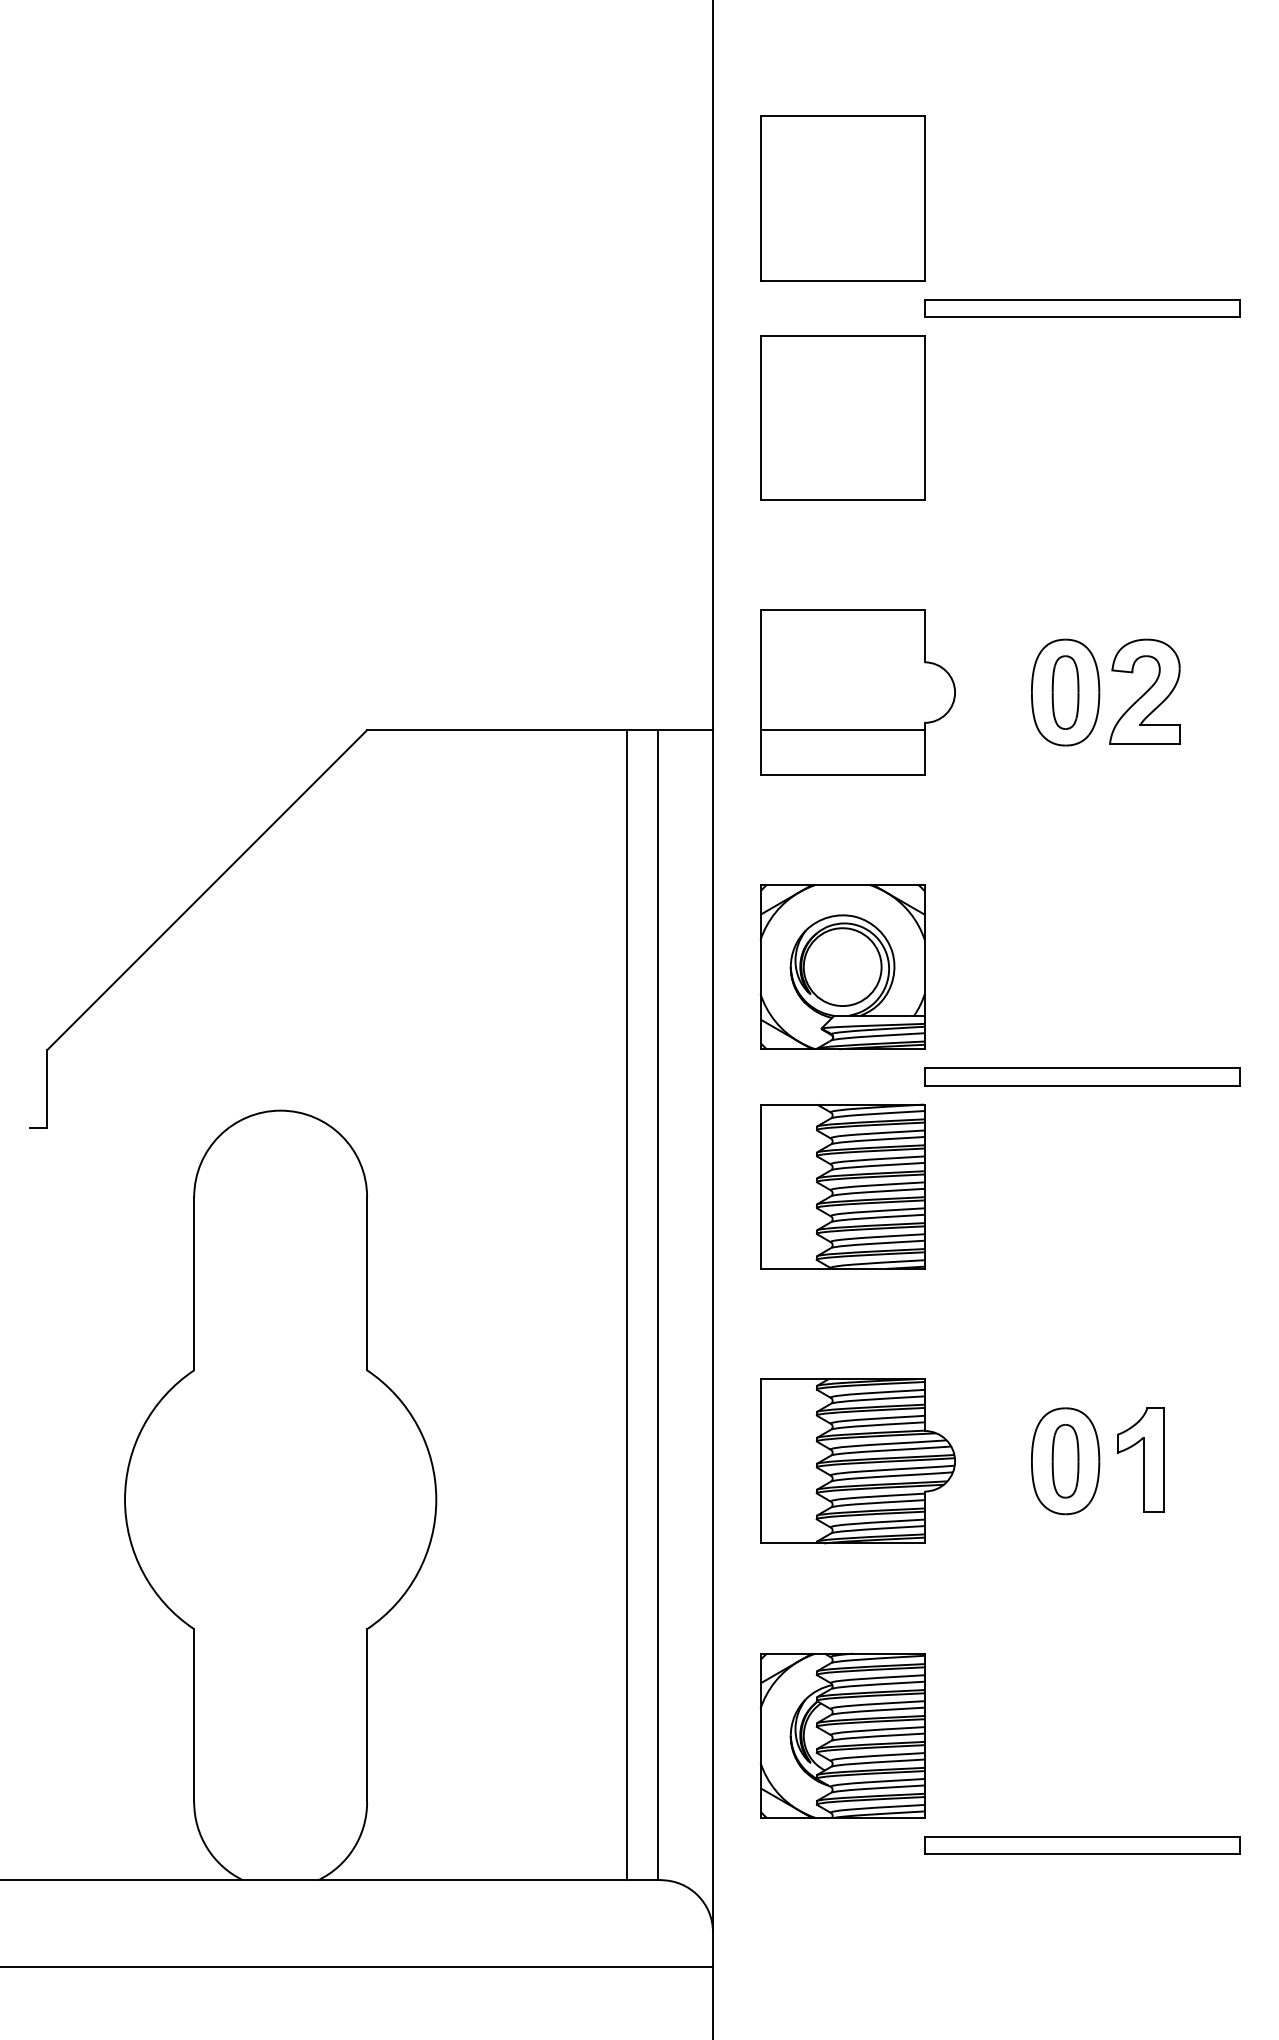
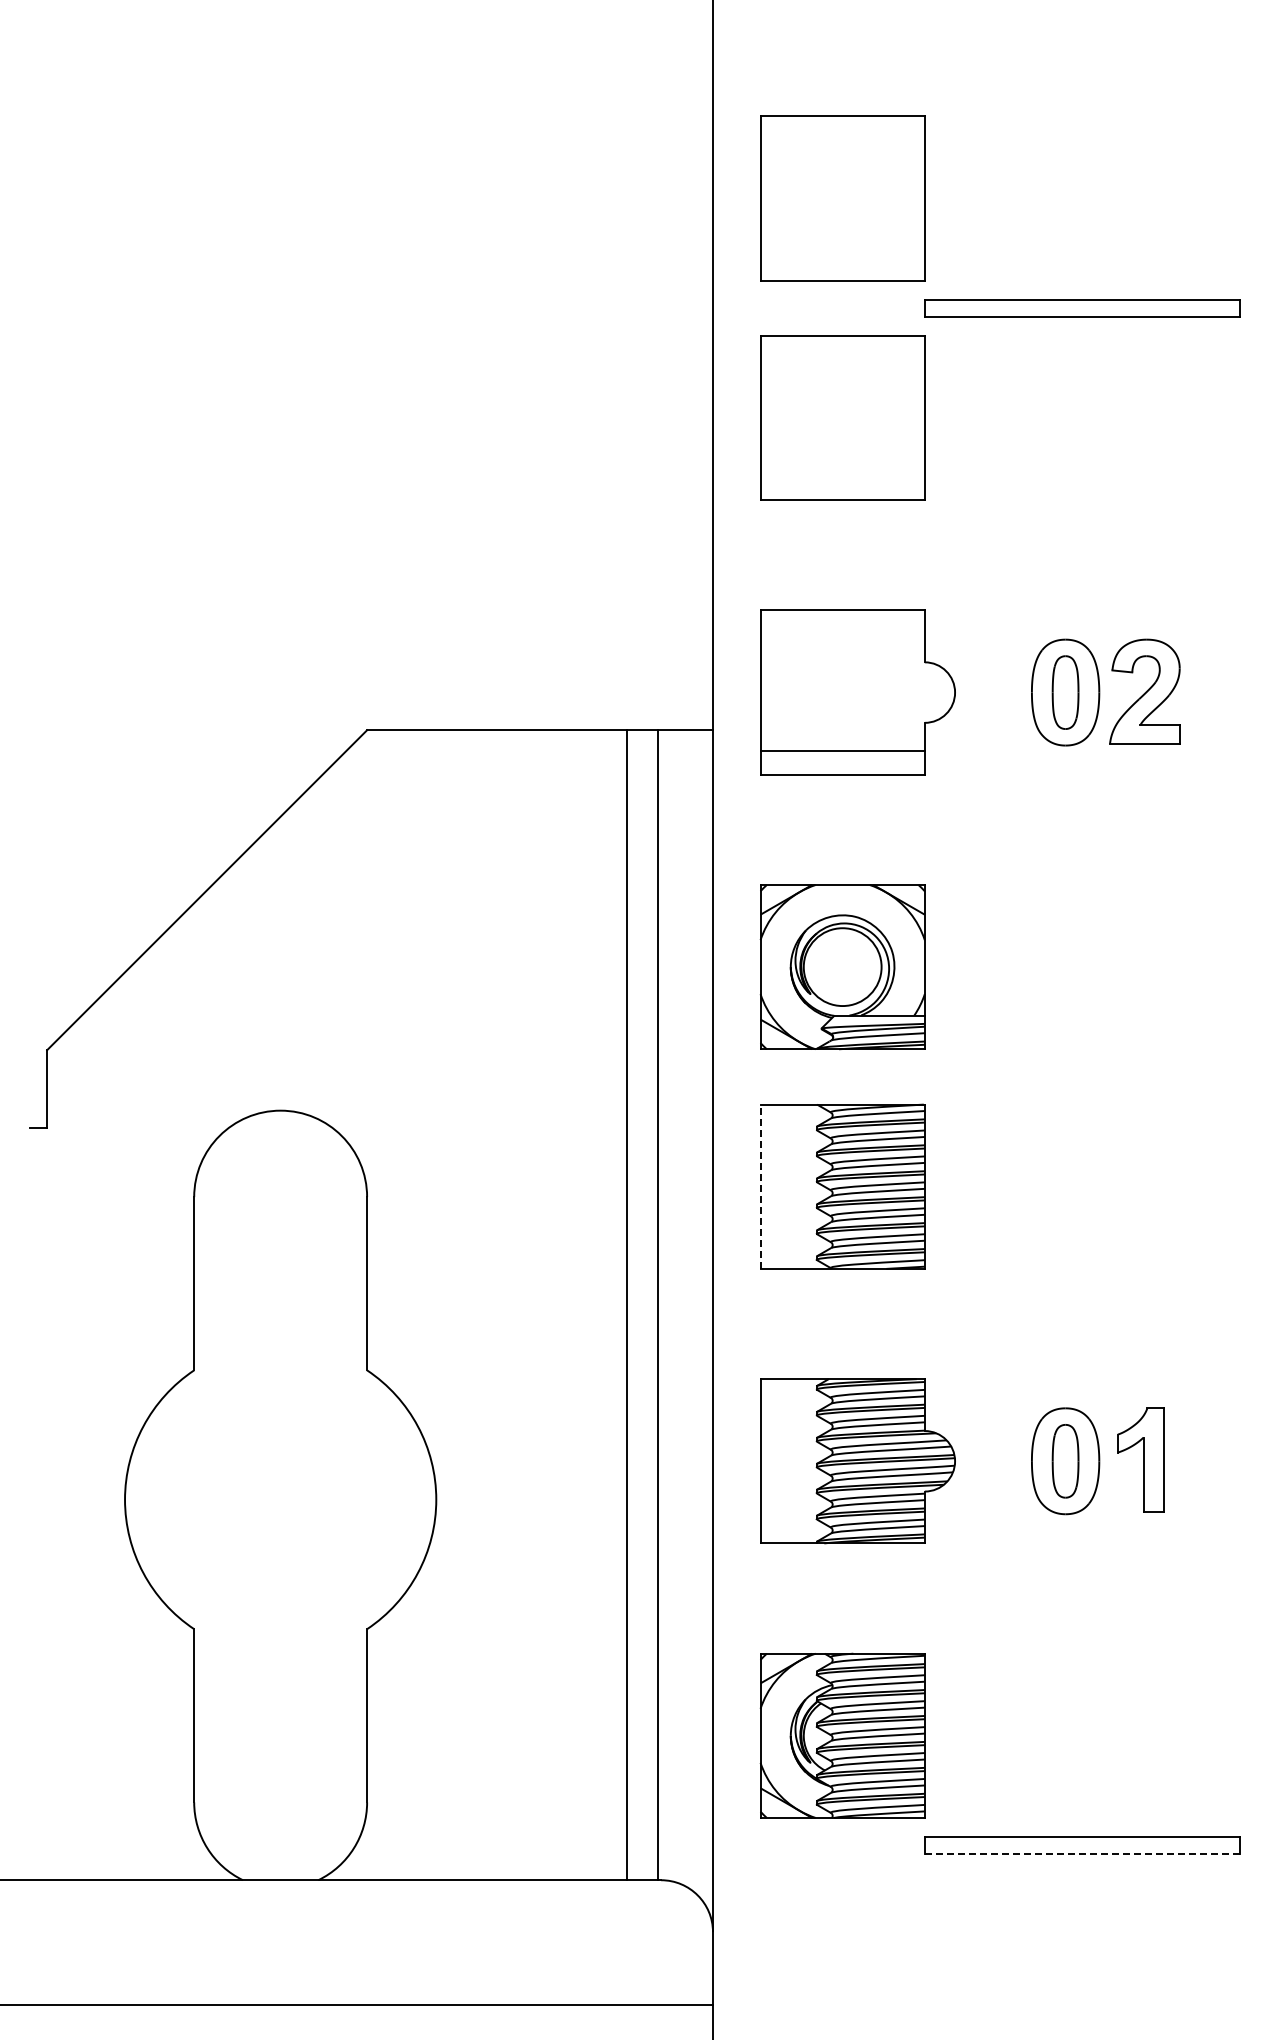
line position: (842, 730) -> (842, 751) (842, 751)
part: present -> none (1082, 1076)
line: solid -> dashed (760, 1186)
line: solid -> dashed (1082, 1854)
line position: (357, 1966) -> (357, 2004) (357, 2004)
